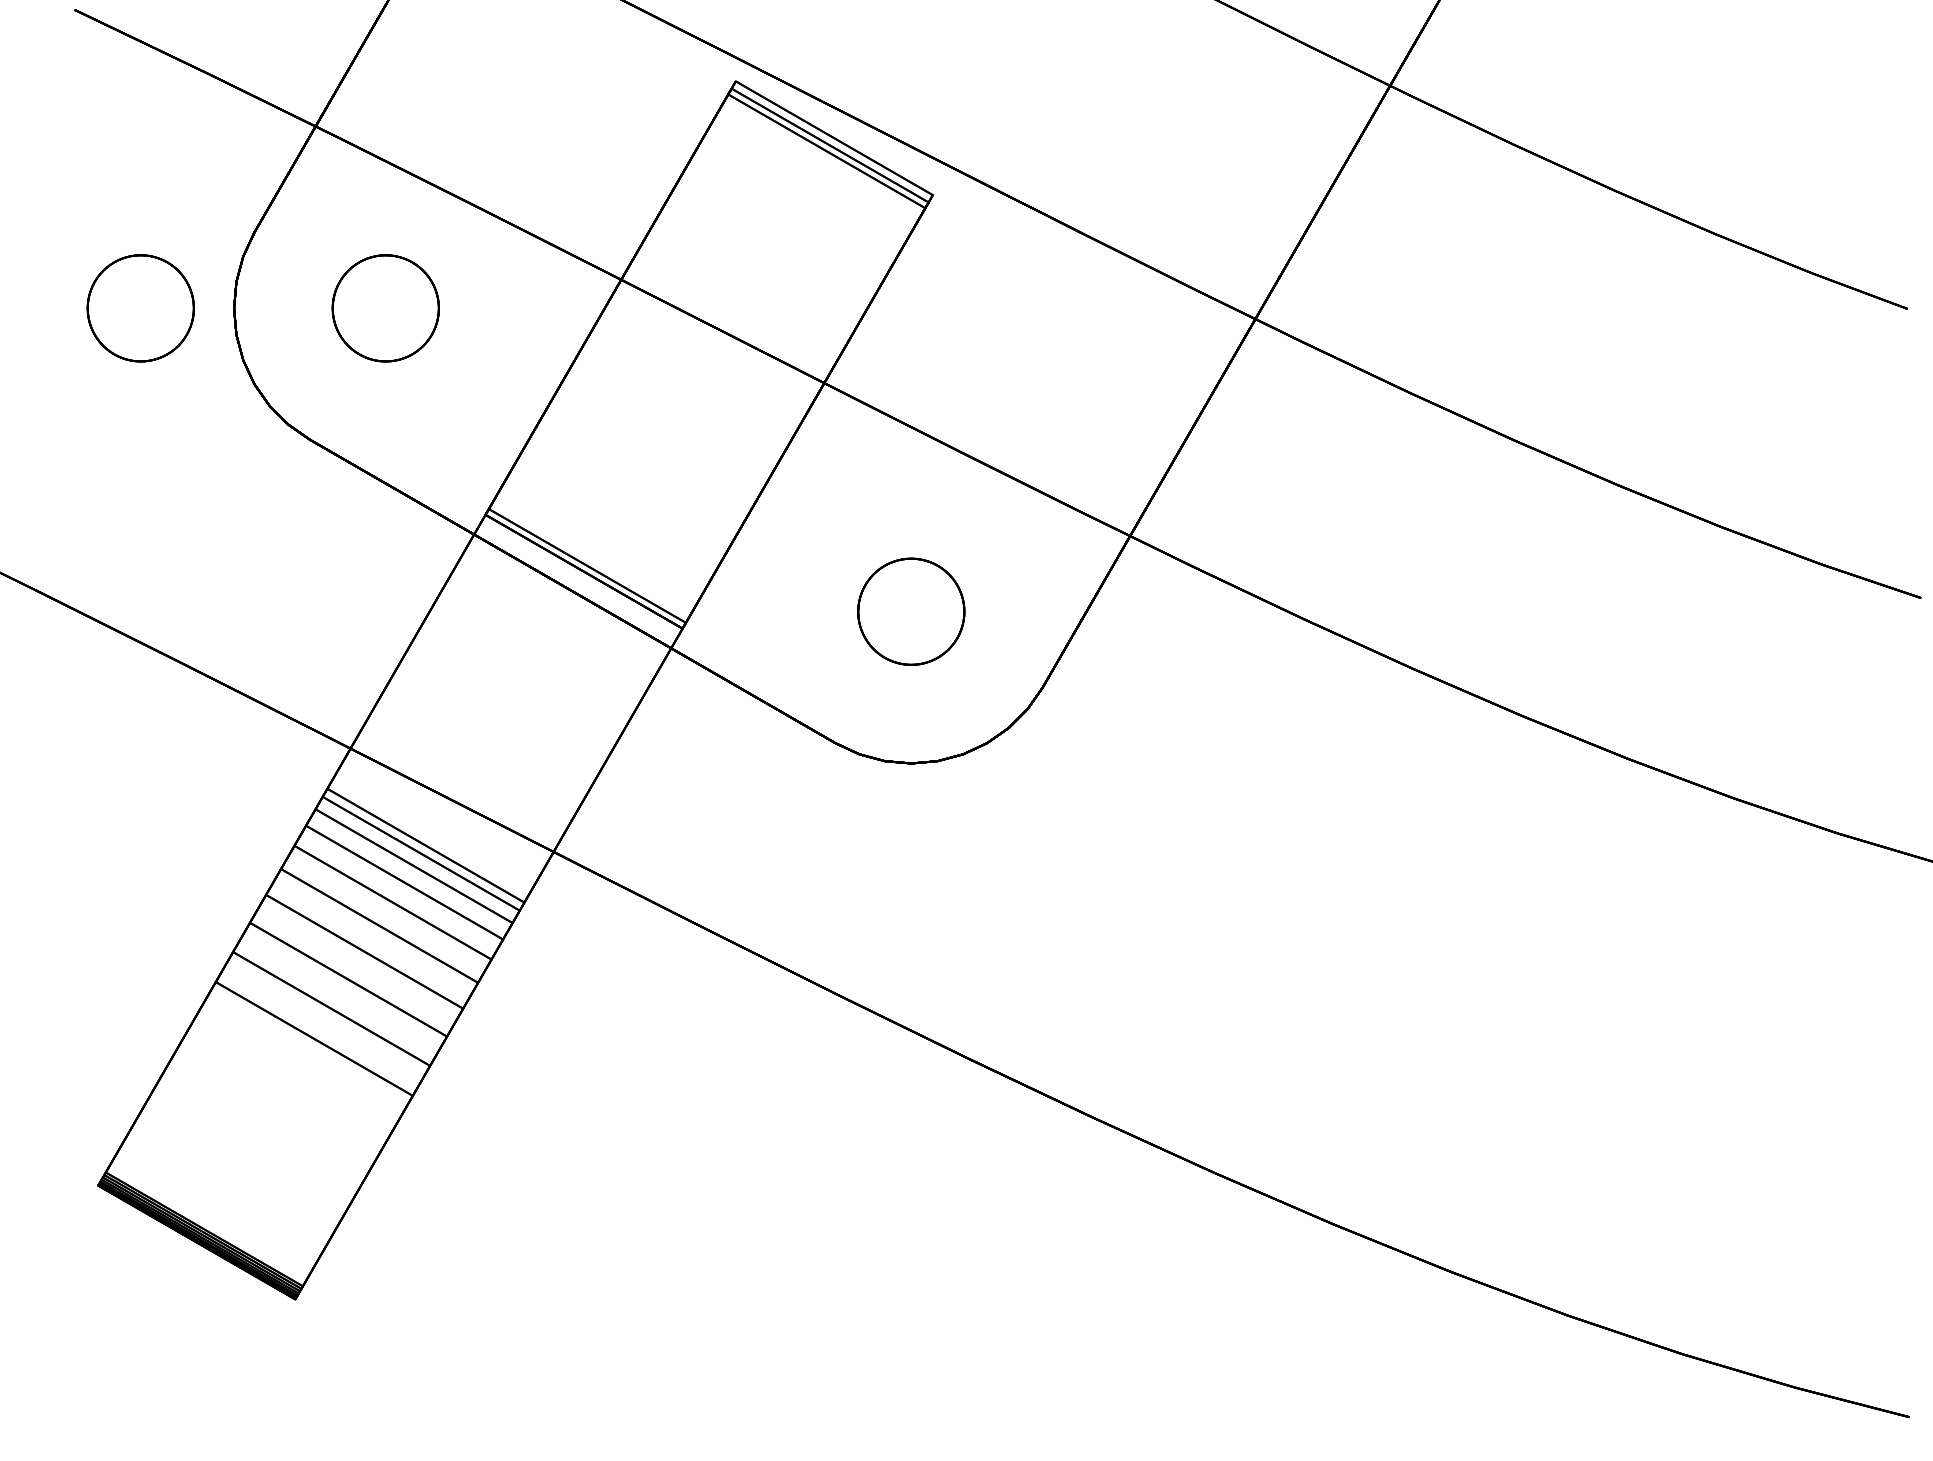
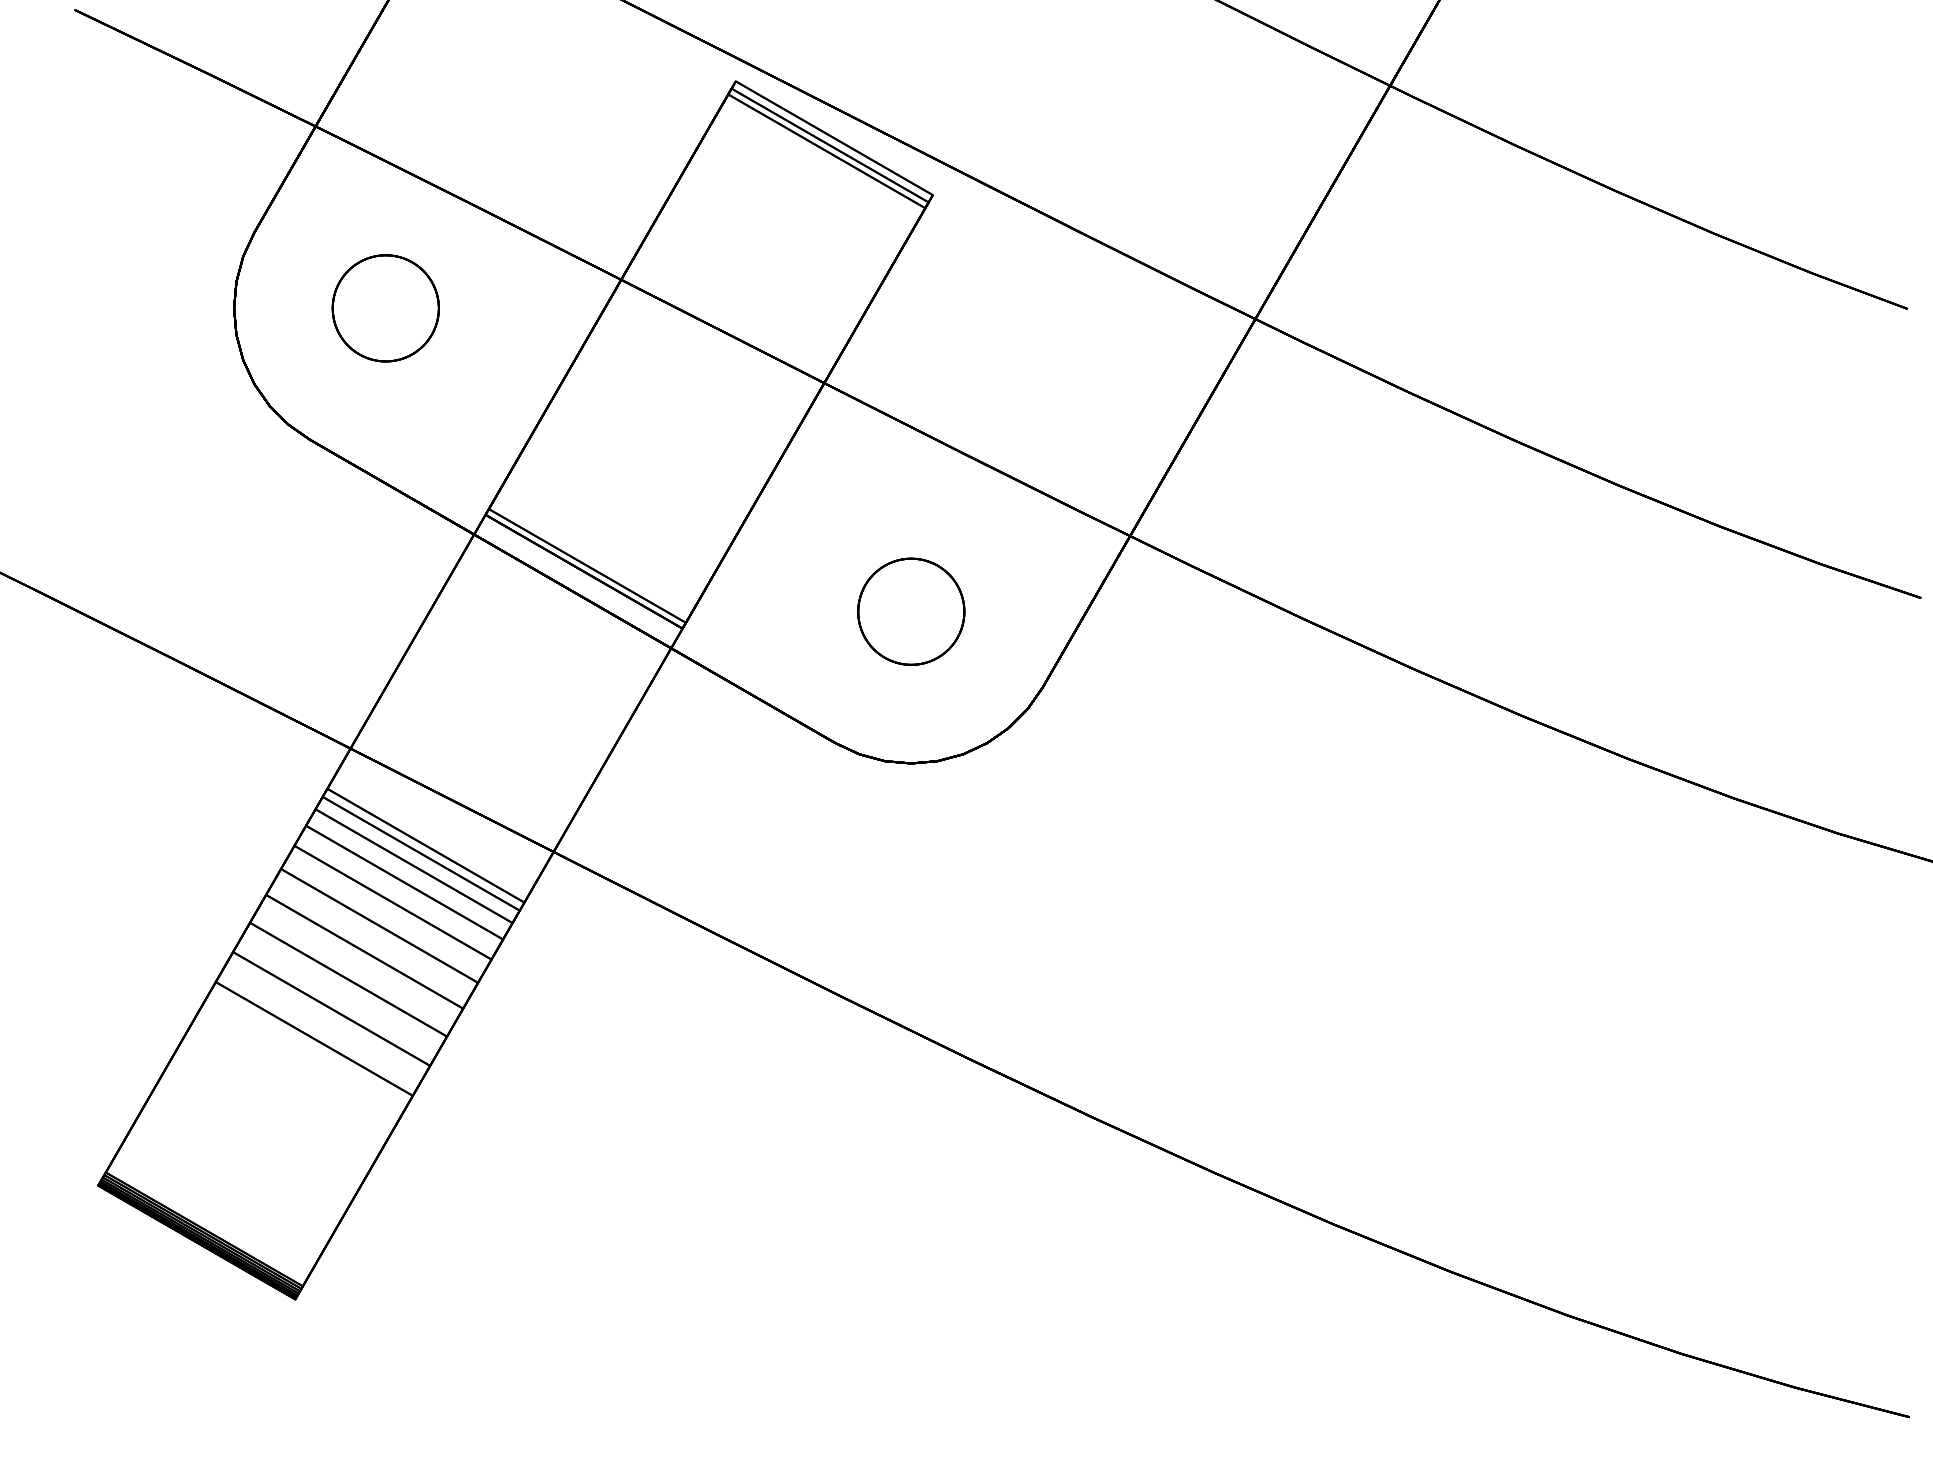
part: present -> none (140, 308)
